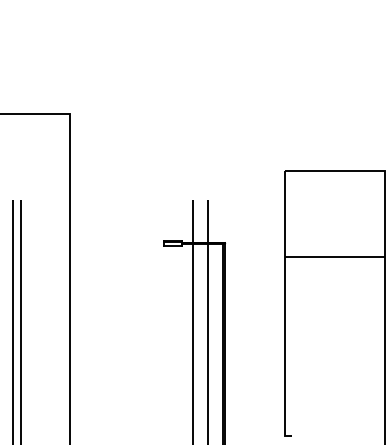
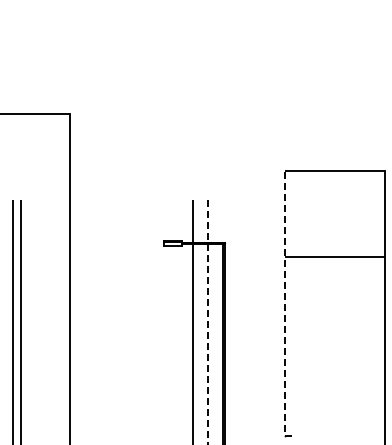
line: solid -> dashed (284, 308)
line: solid -> dashed (207, 321)
